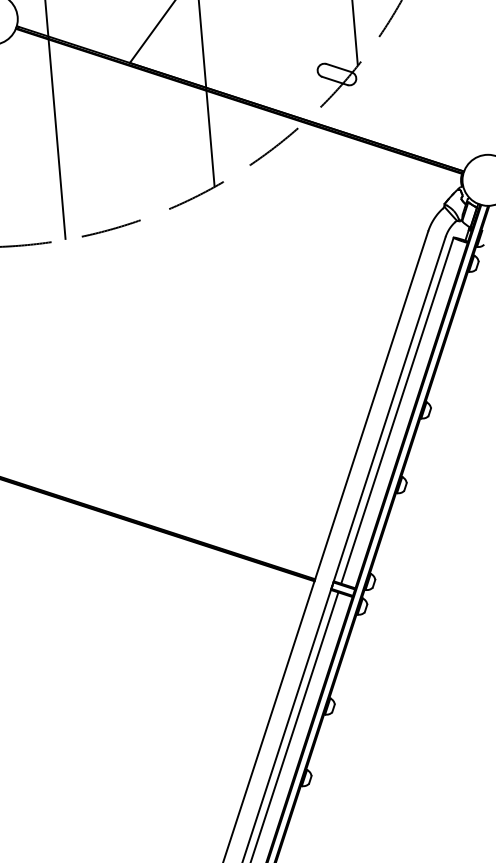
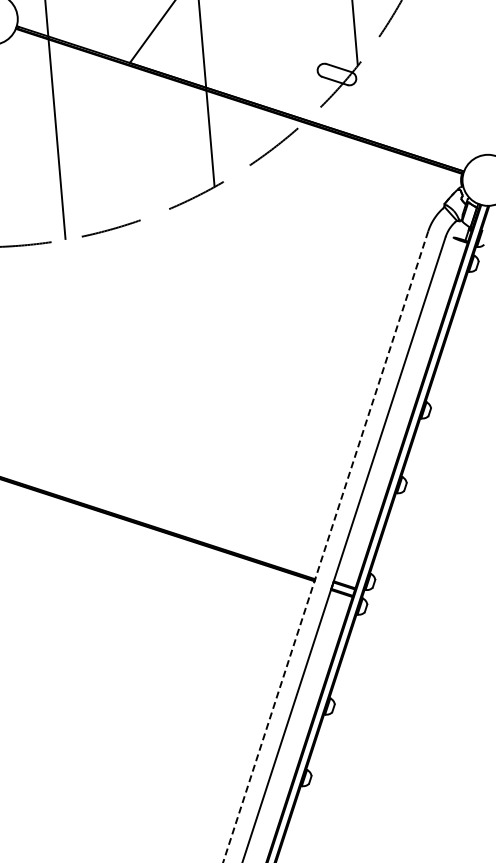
line: present -> none (397, 410)
line: solid -> dashed (325, 546)
line: present -> none (294, 725)
